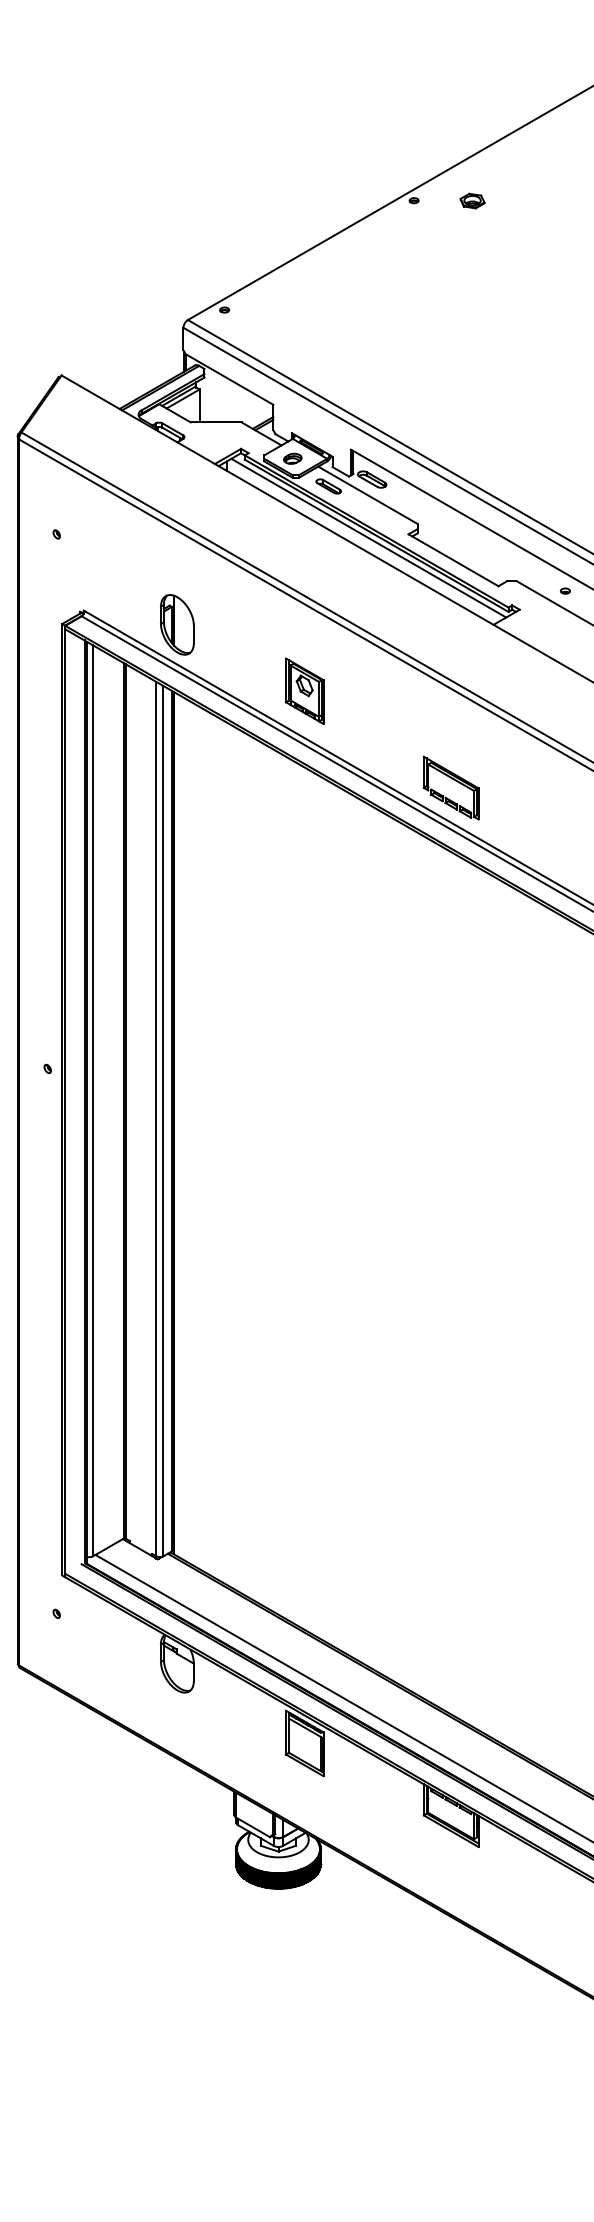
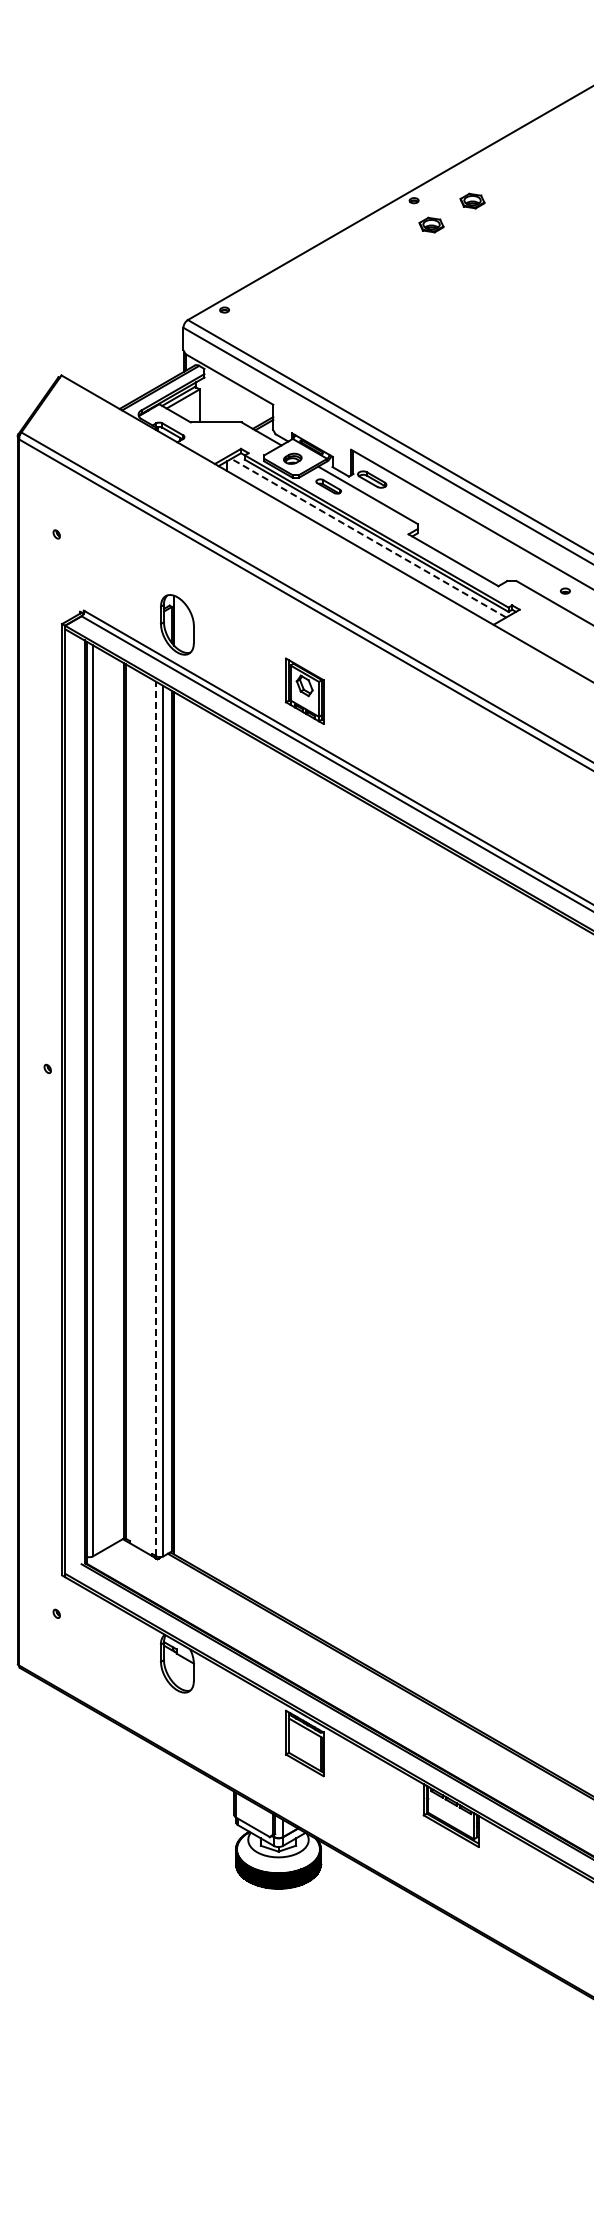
part: none -> present (431, 224)
line: solid -> dashed (368, 538)
part: present -> none (450, 787)
line: solid -> dashed (156, 1118)
line: present -> none (342, 1697)
